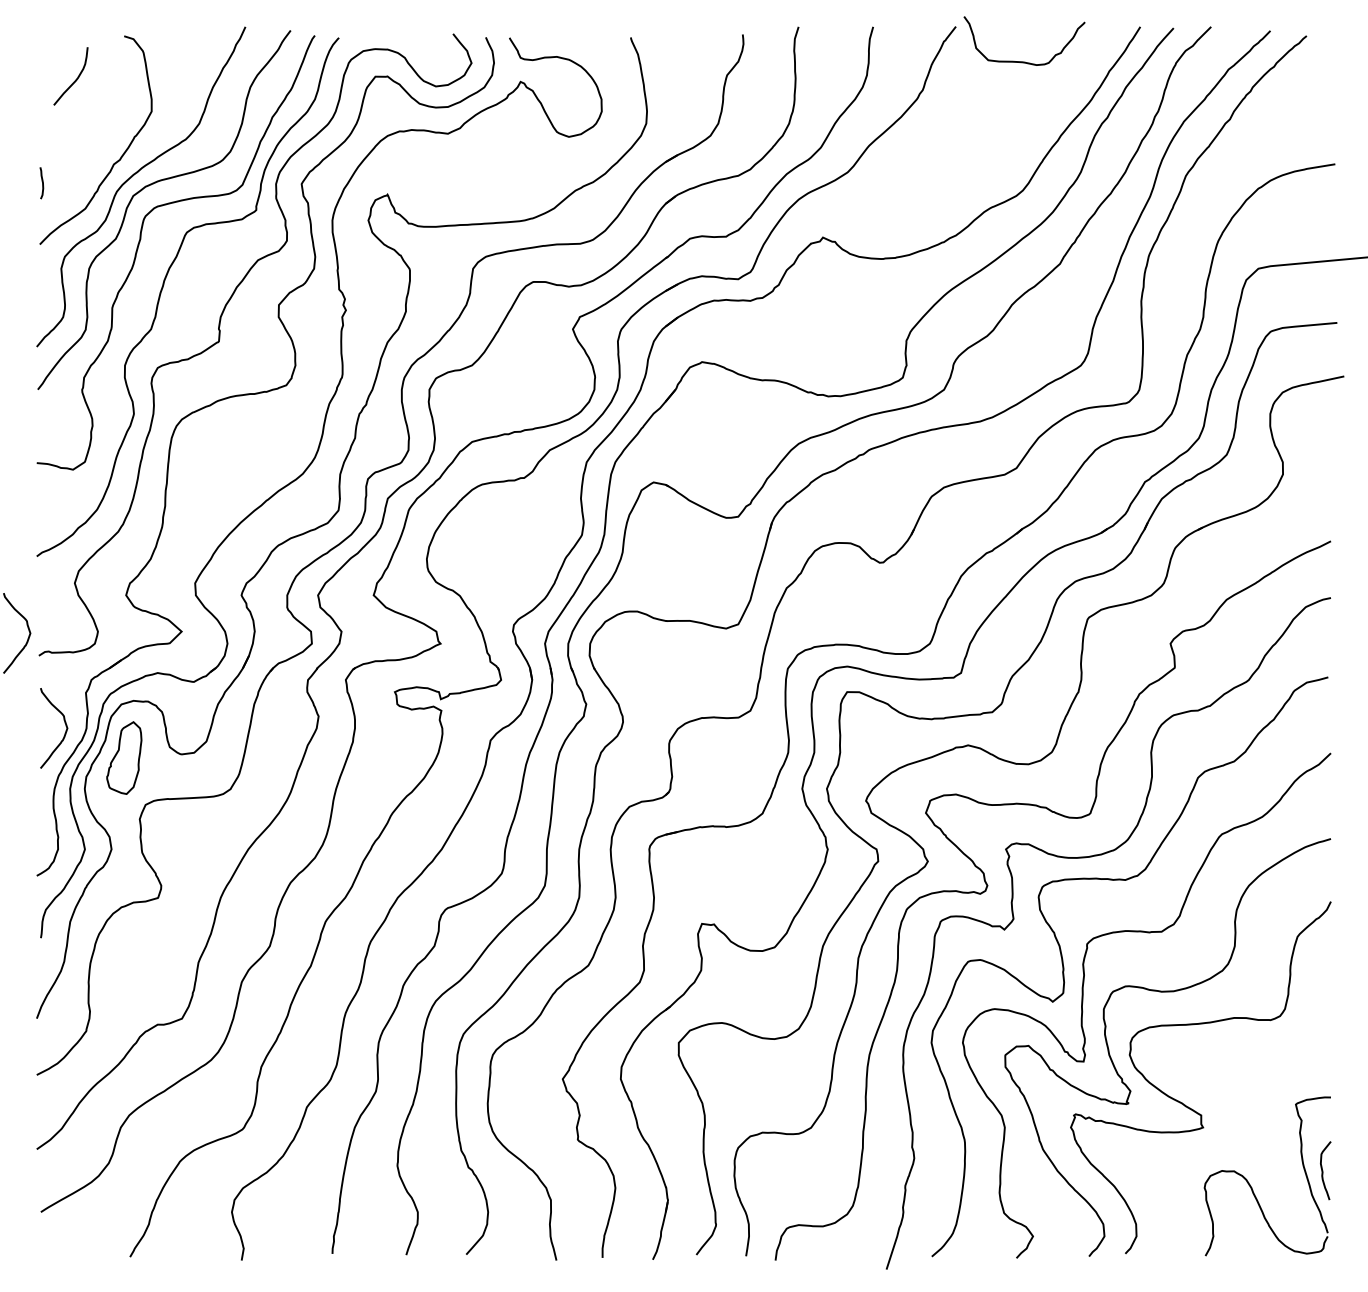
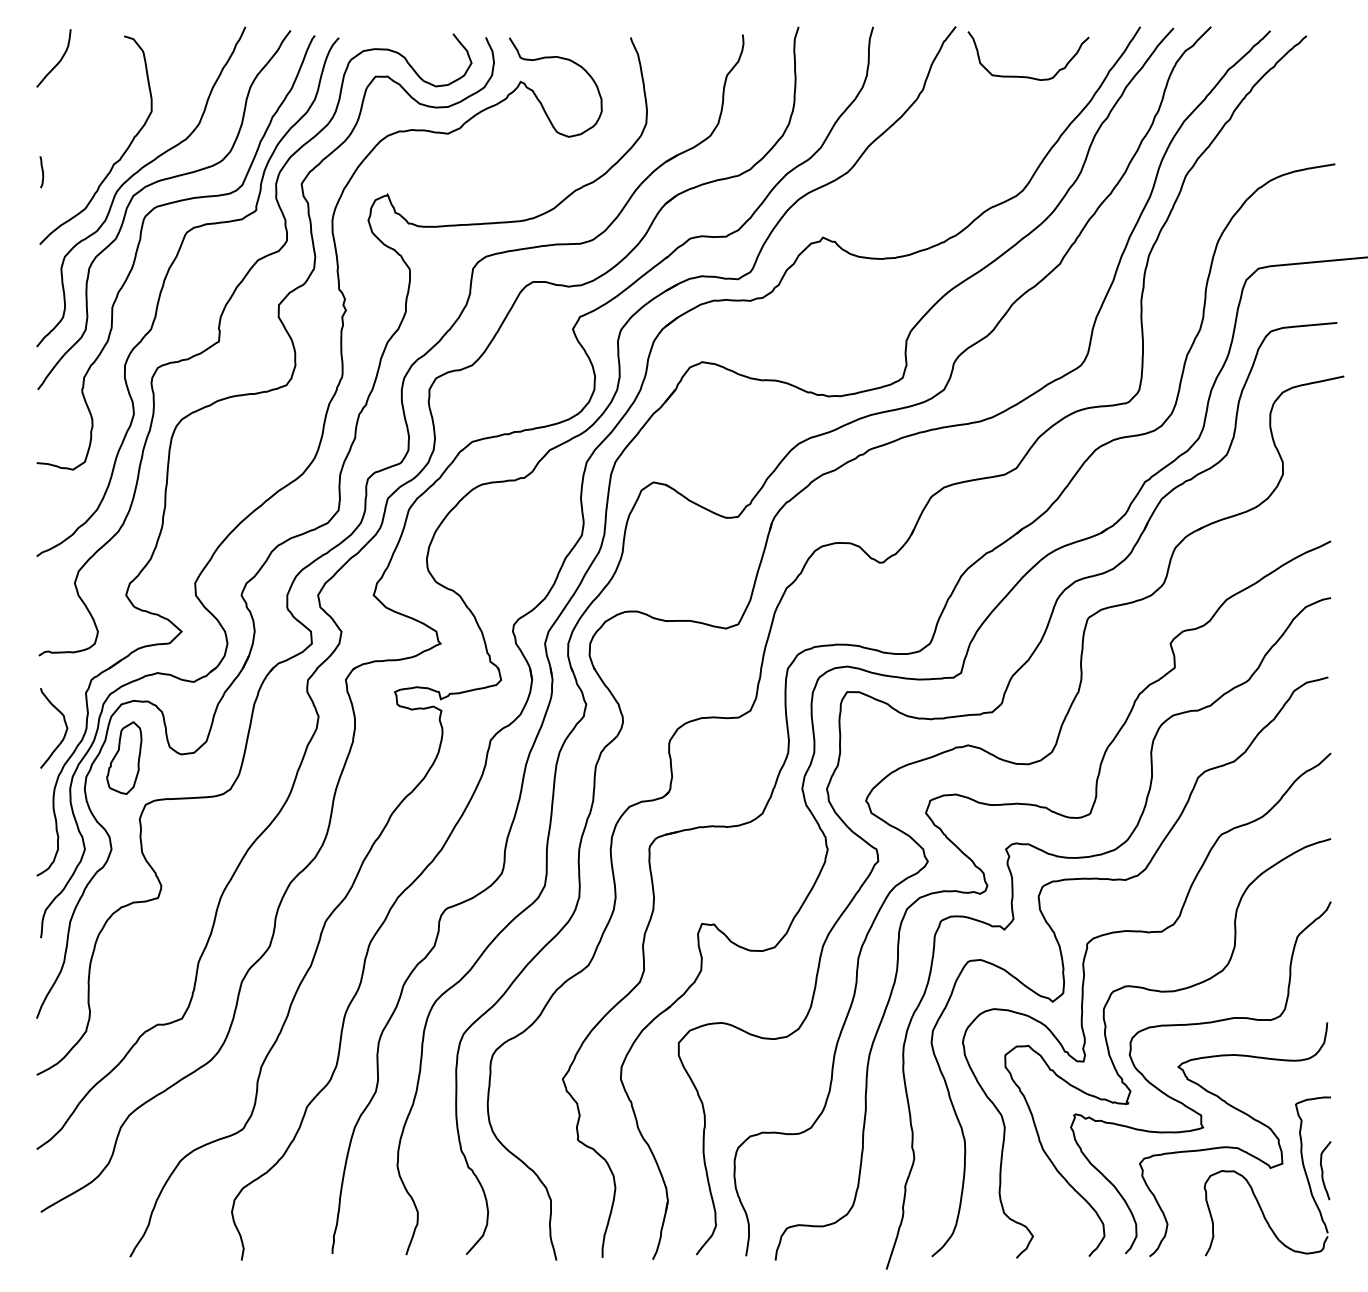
curve position: (1024, 61) -> (1028, 76) (1028, 76)
curve position: (74, 80) -> (57, 62) (57, 62)
curve position: (42, 183) -> (42, 172) (42, 172)
curve: present -> none (27, 628)
curve: none -> present (1232, 1146)
